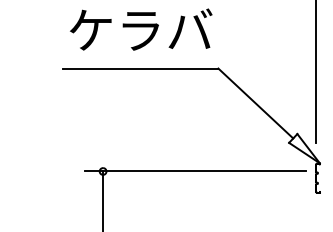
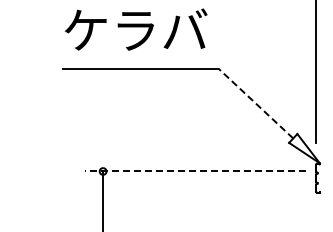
text position: (141, 29) -> (136, 29) (136, 29)
line: solid -> dashed (255, 103)
line: solid -> dashed (195, 171)
